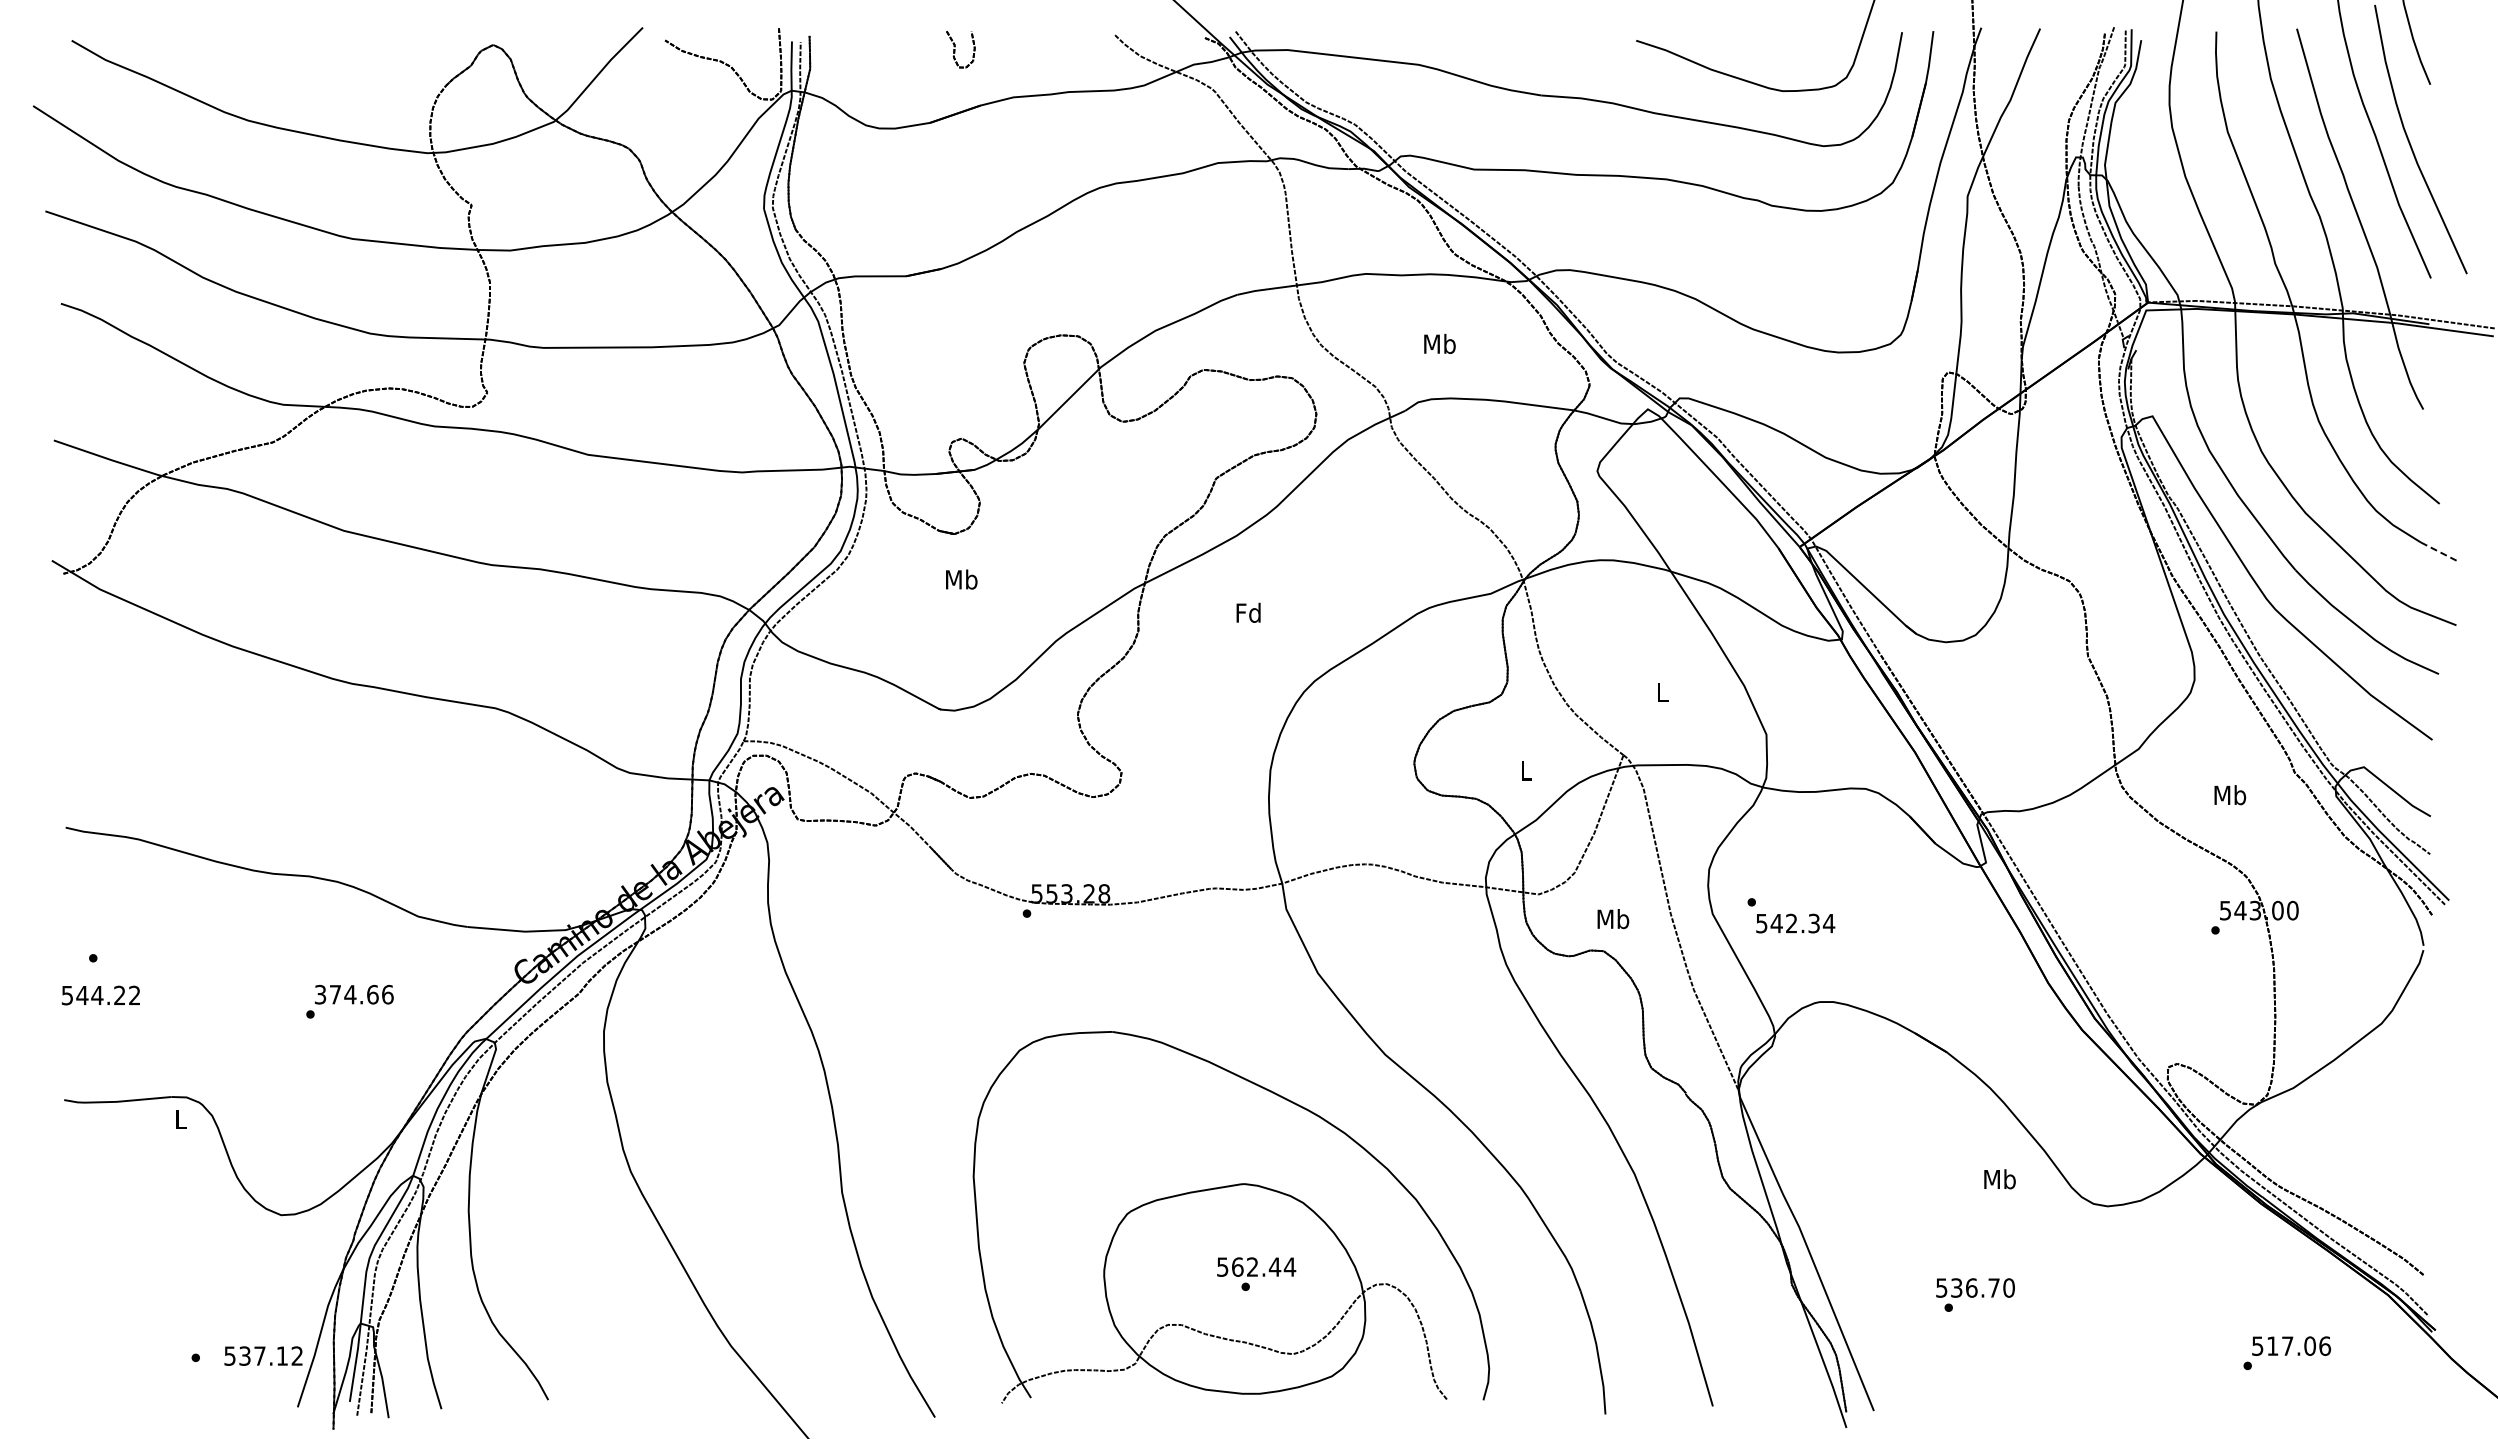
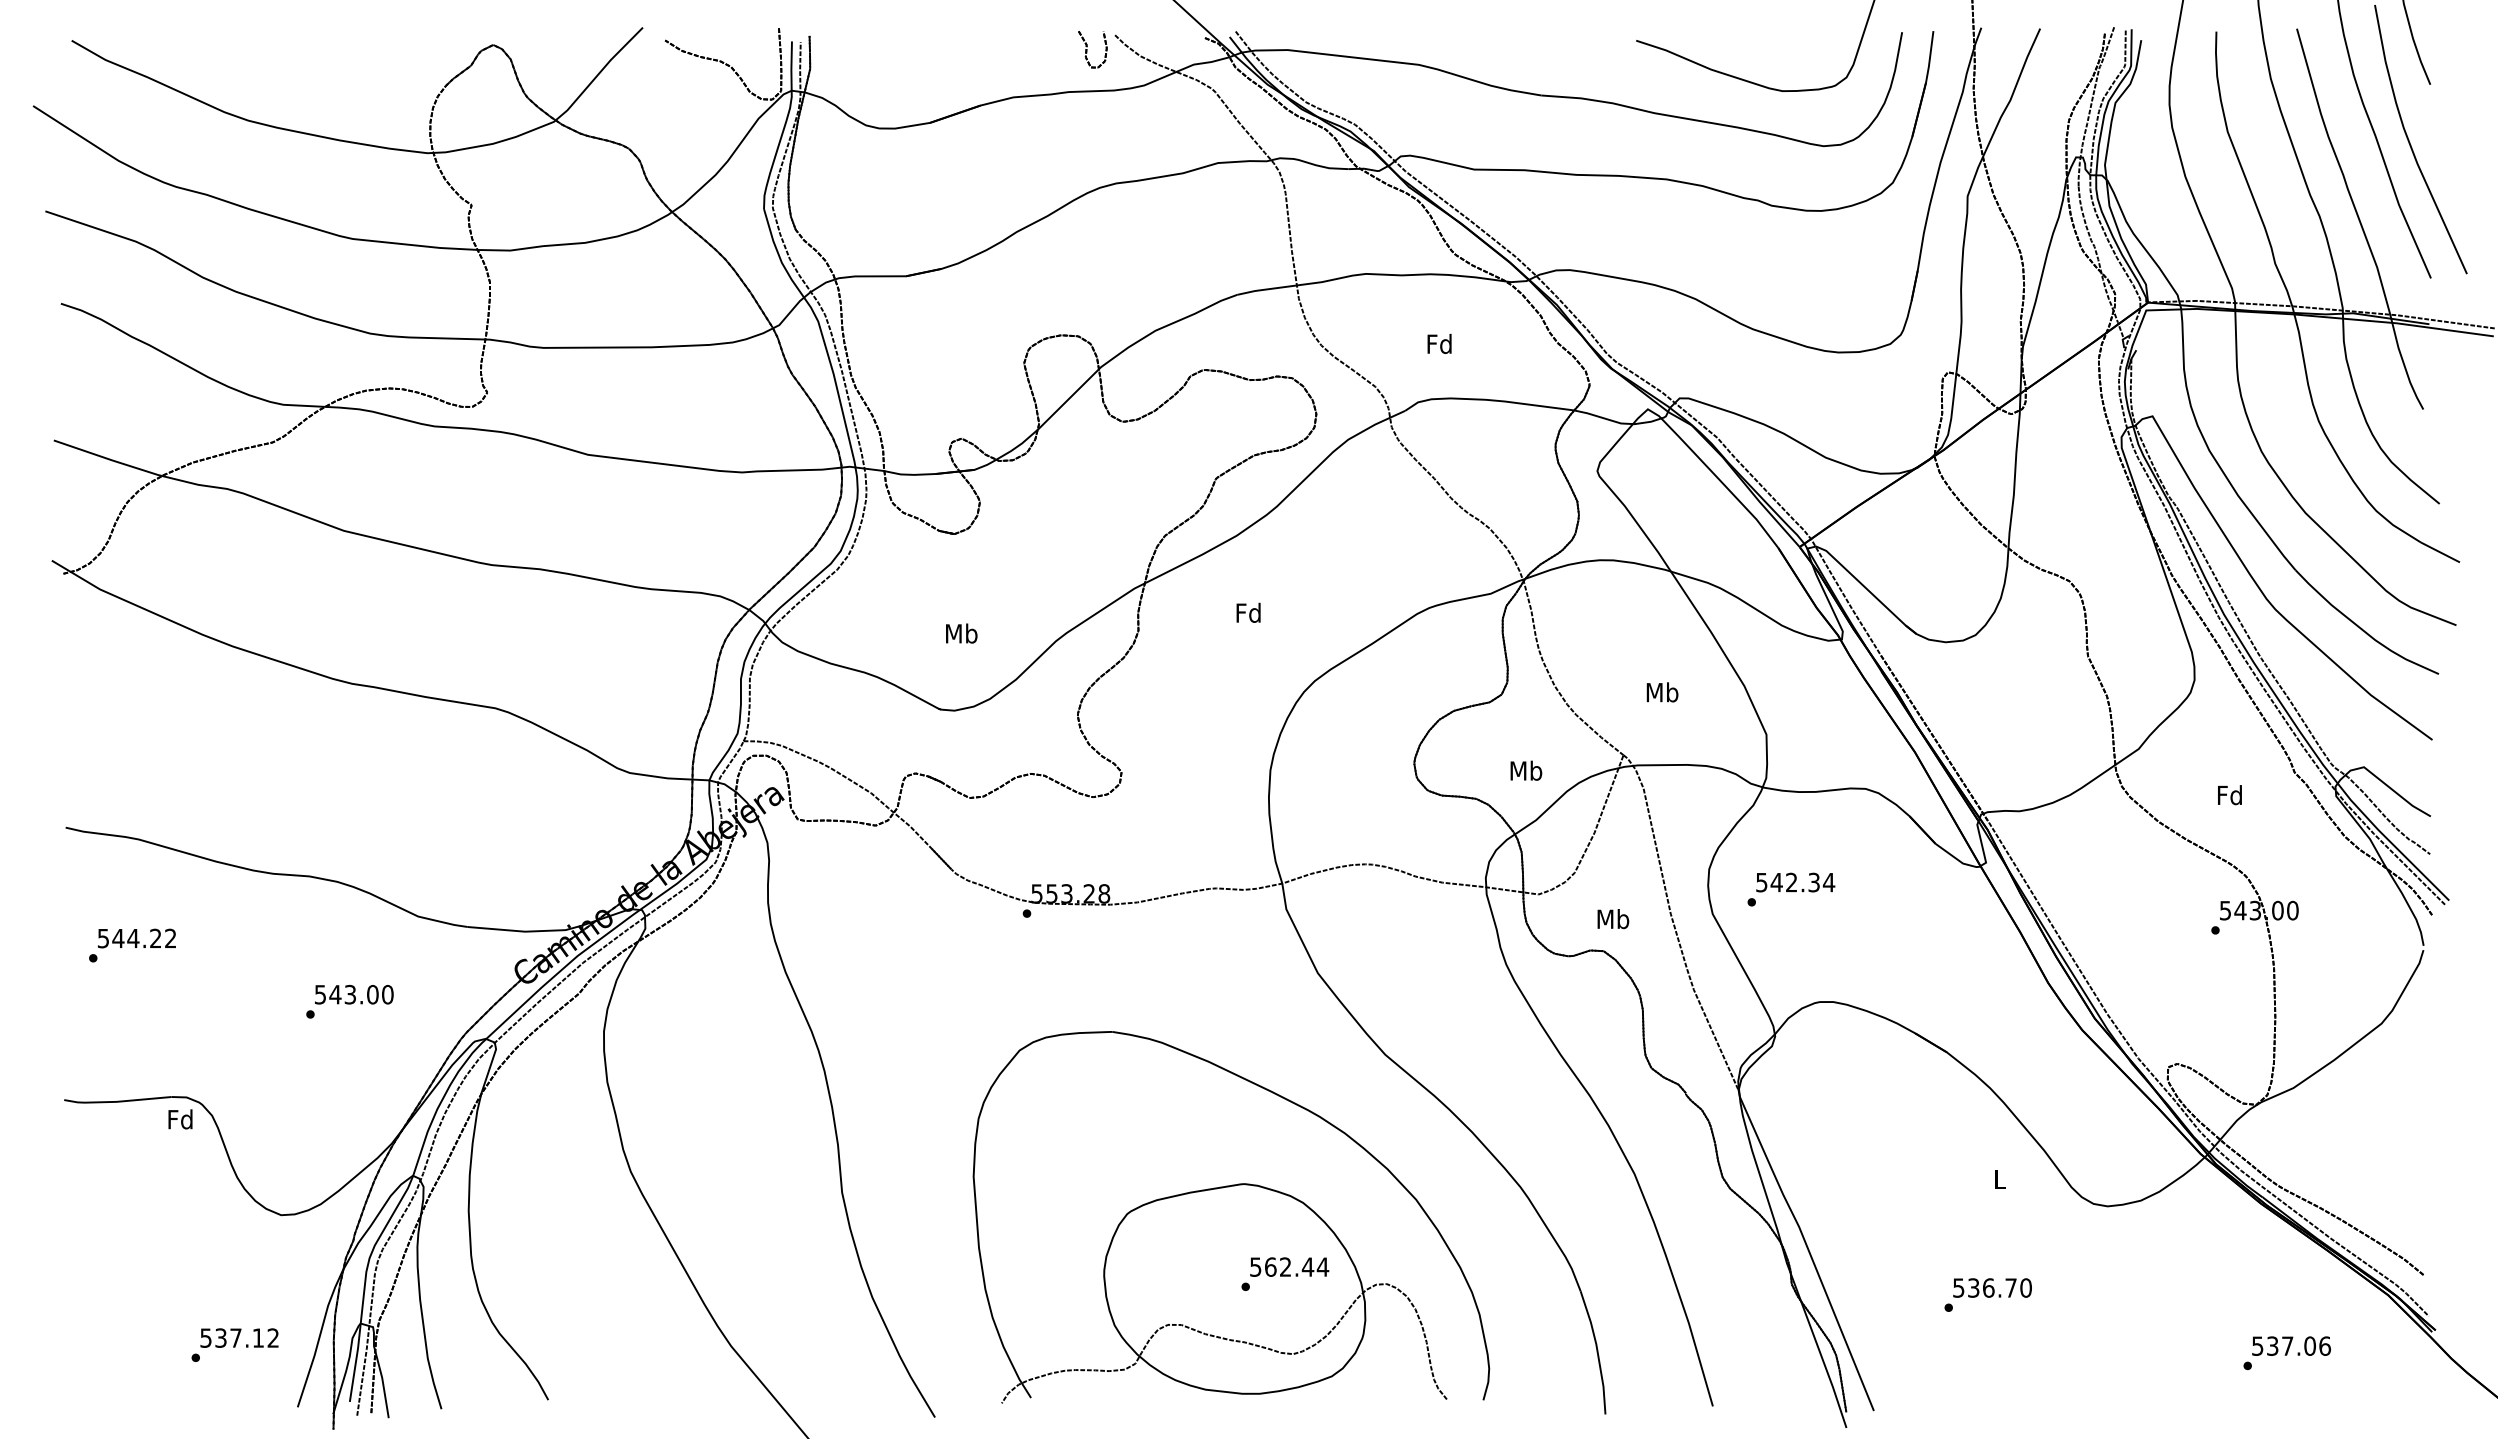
part position: (960, 49) -> (1092, 49) (1092, 49)
text: Mb -> Fd (1439, 343)
line: dashed -> solid (2440, 552)
text position: (961, 579) -> (961, 633) (961, 633)
text: L -> Mb (1662, 692)
text: L -> Mb (1526, 770)
text: Mb -> Fd (2230, 795)
text position: (1795, 923) -> (1795, 882) (1795, 882)
text: 374.66 -> 543.00 (354, 994)
text position: (100, 995) -> (136, 938) (136, 938)
text: L -> Fd (180, 1119)
text: Mb -> L (1999, 1179)
text position: (1256, 1266) -> (1289, 1266) (1289, 1266)
text position: (1975, 1287) -> (1992, 1287) (1992, 1287)
text: 517.06 -> 537.06 (2272, 1345)
text position: (263, 1355) -> (239, 1337) (239, 1337)
